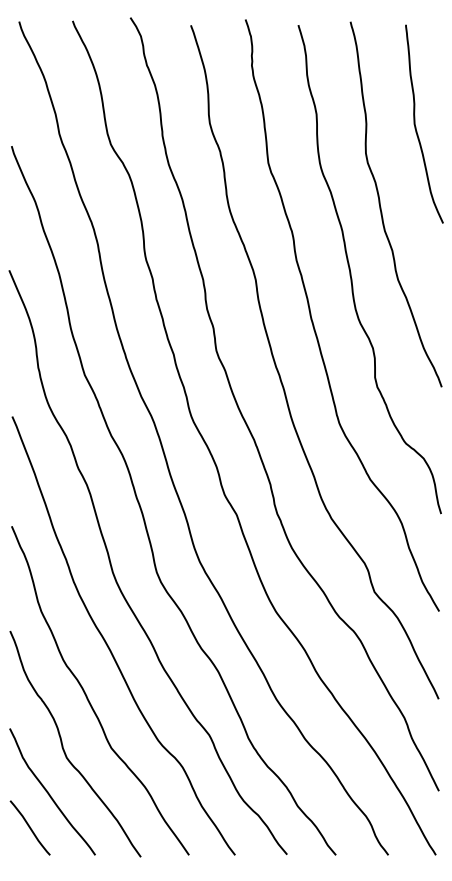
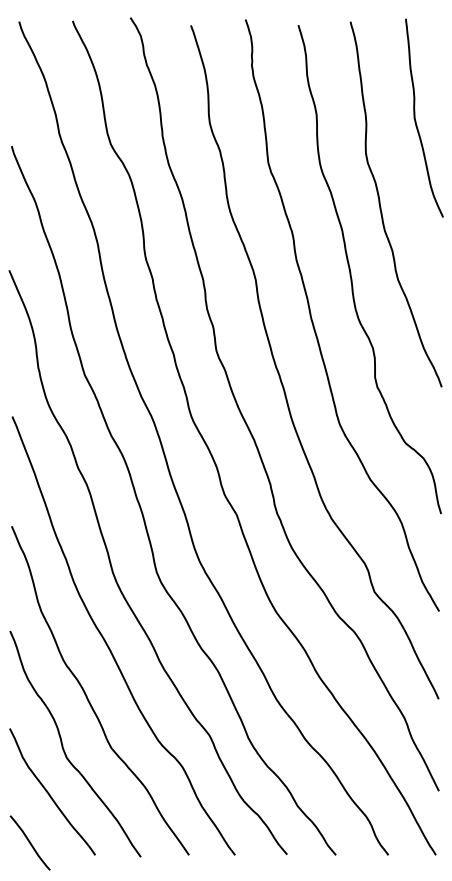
curve position: (416, 126) -> (416, 120) (416, 120)
curve position: (29, 827) -> (29, 842) (29, 842)
